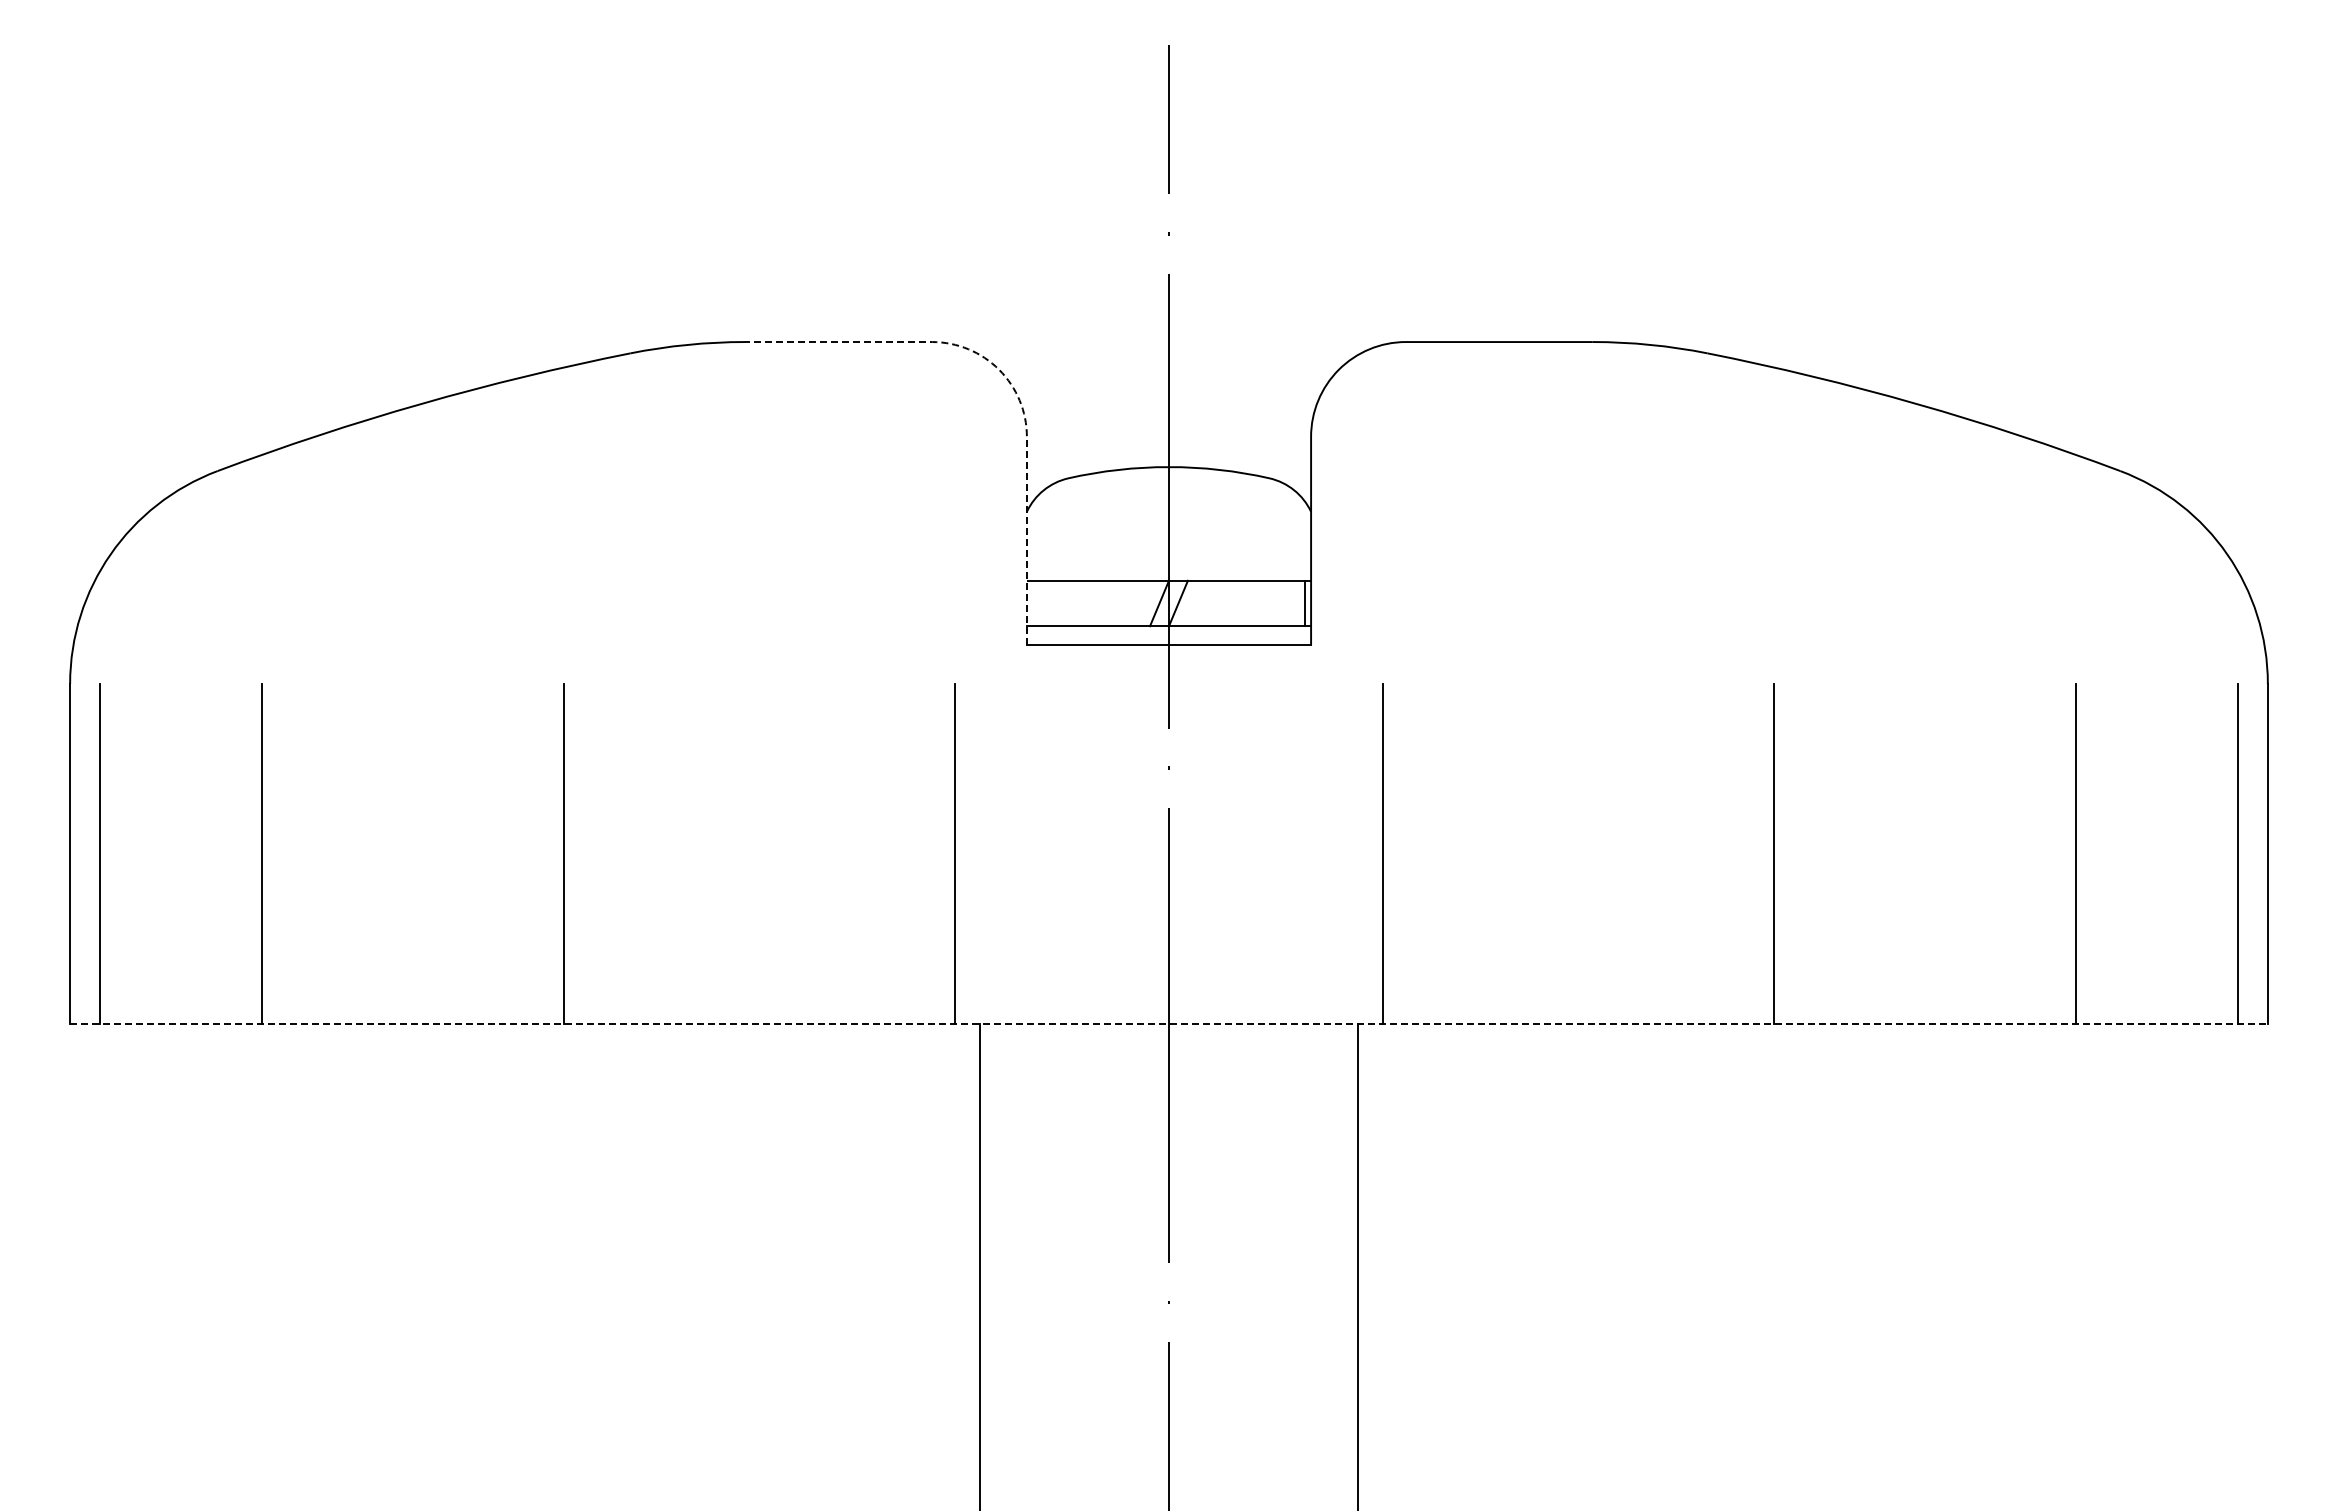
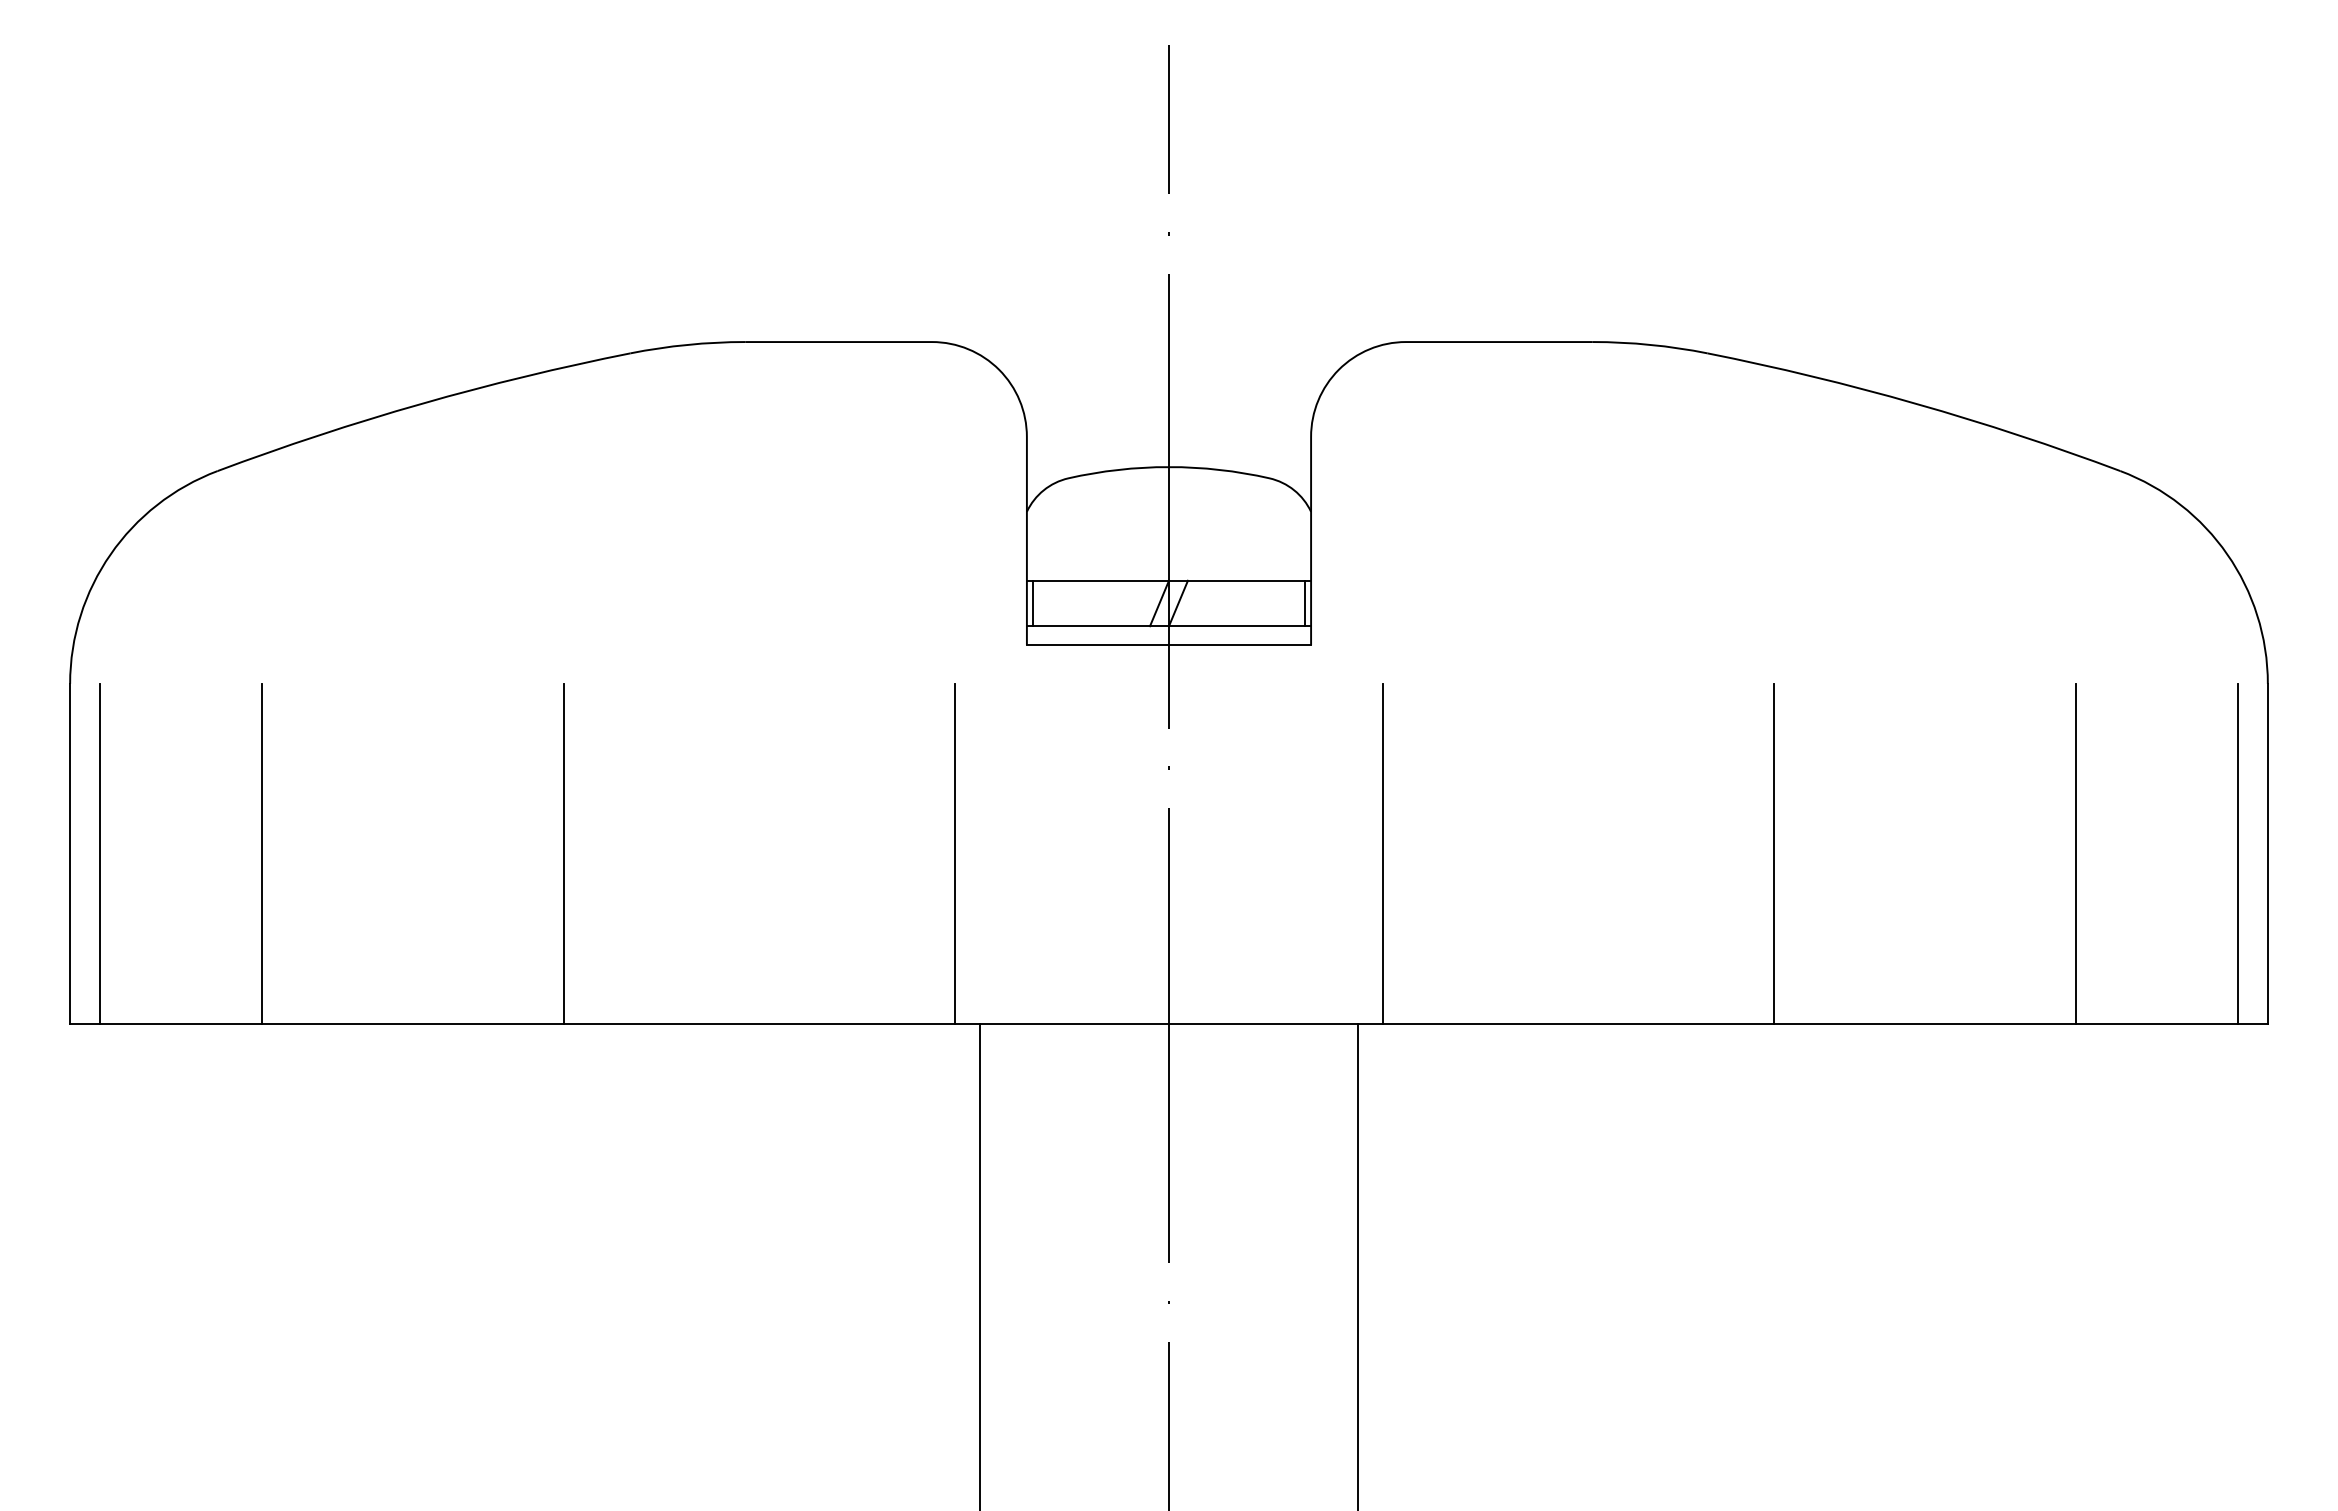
line: dashed -> solid (1005, 376)
line: none -> present (1032, 603)
line: dashed -> solid (1169, 1024)
